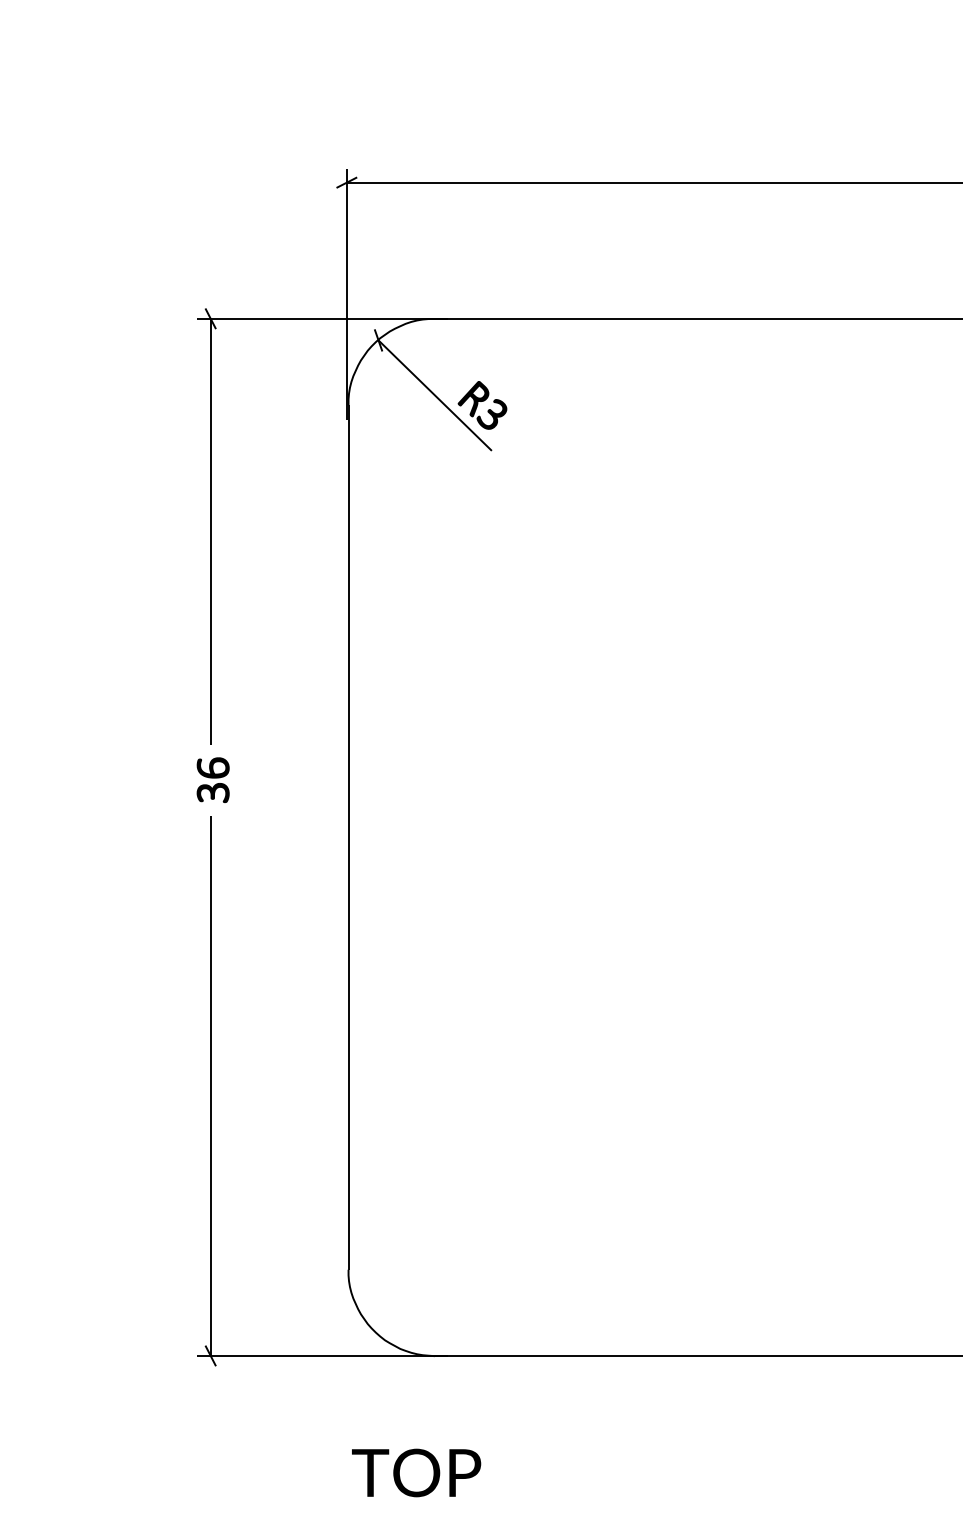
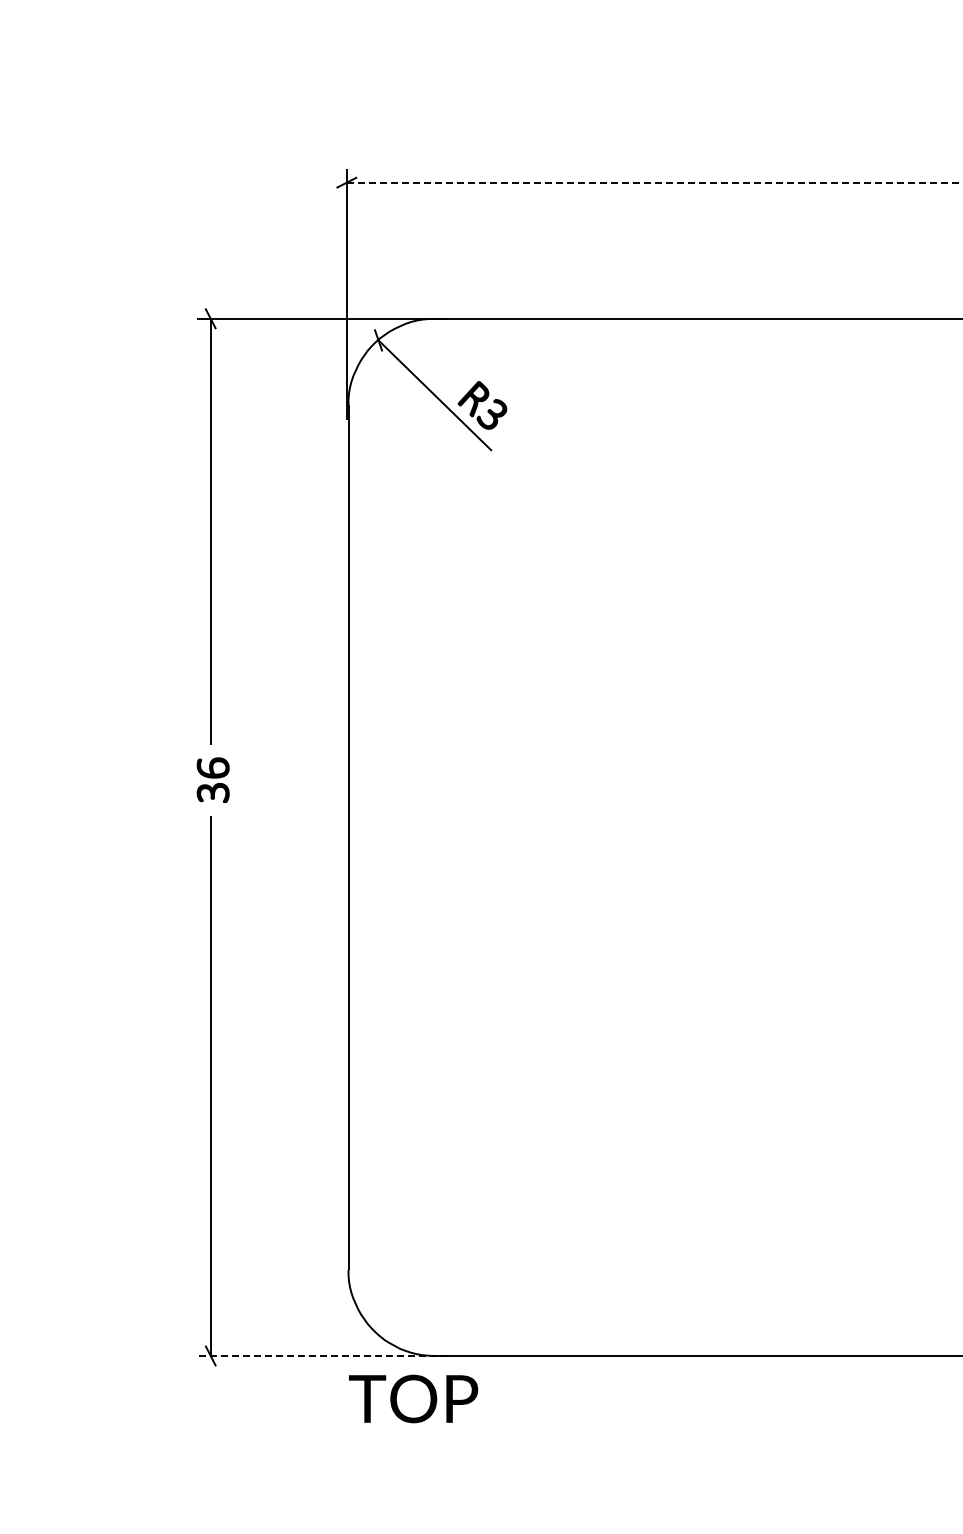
line: solid -> dashed (655, 182)
line: solid -> dashed (322, 1356)
text position: (416, 1472) -> (413, 1398) (413, 1398)
